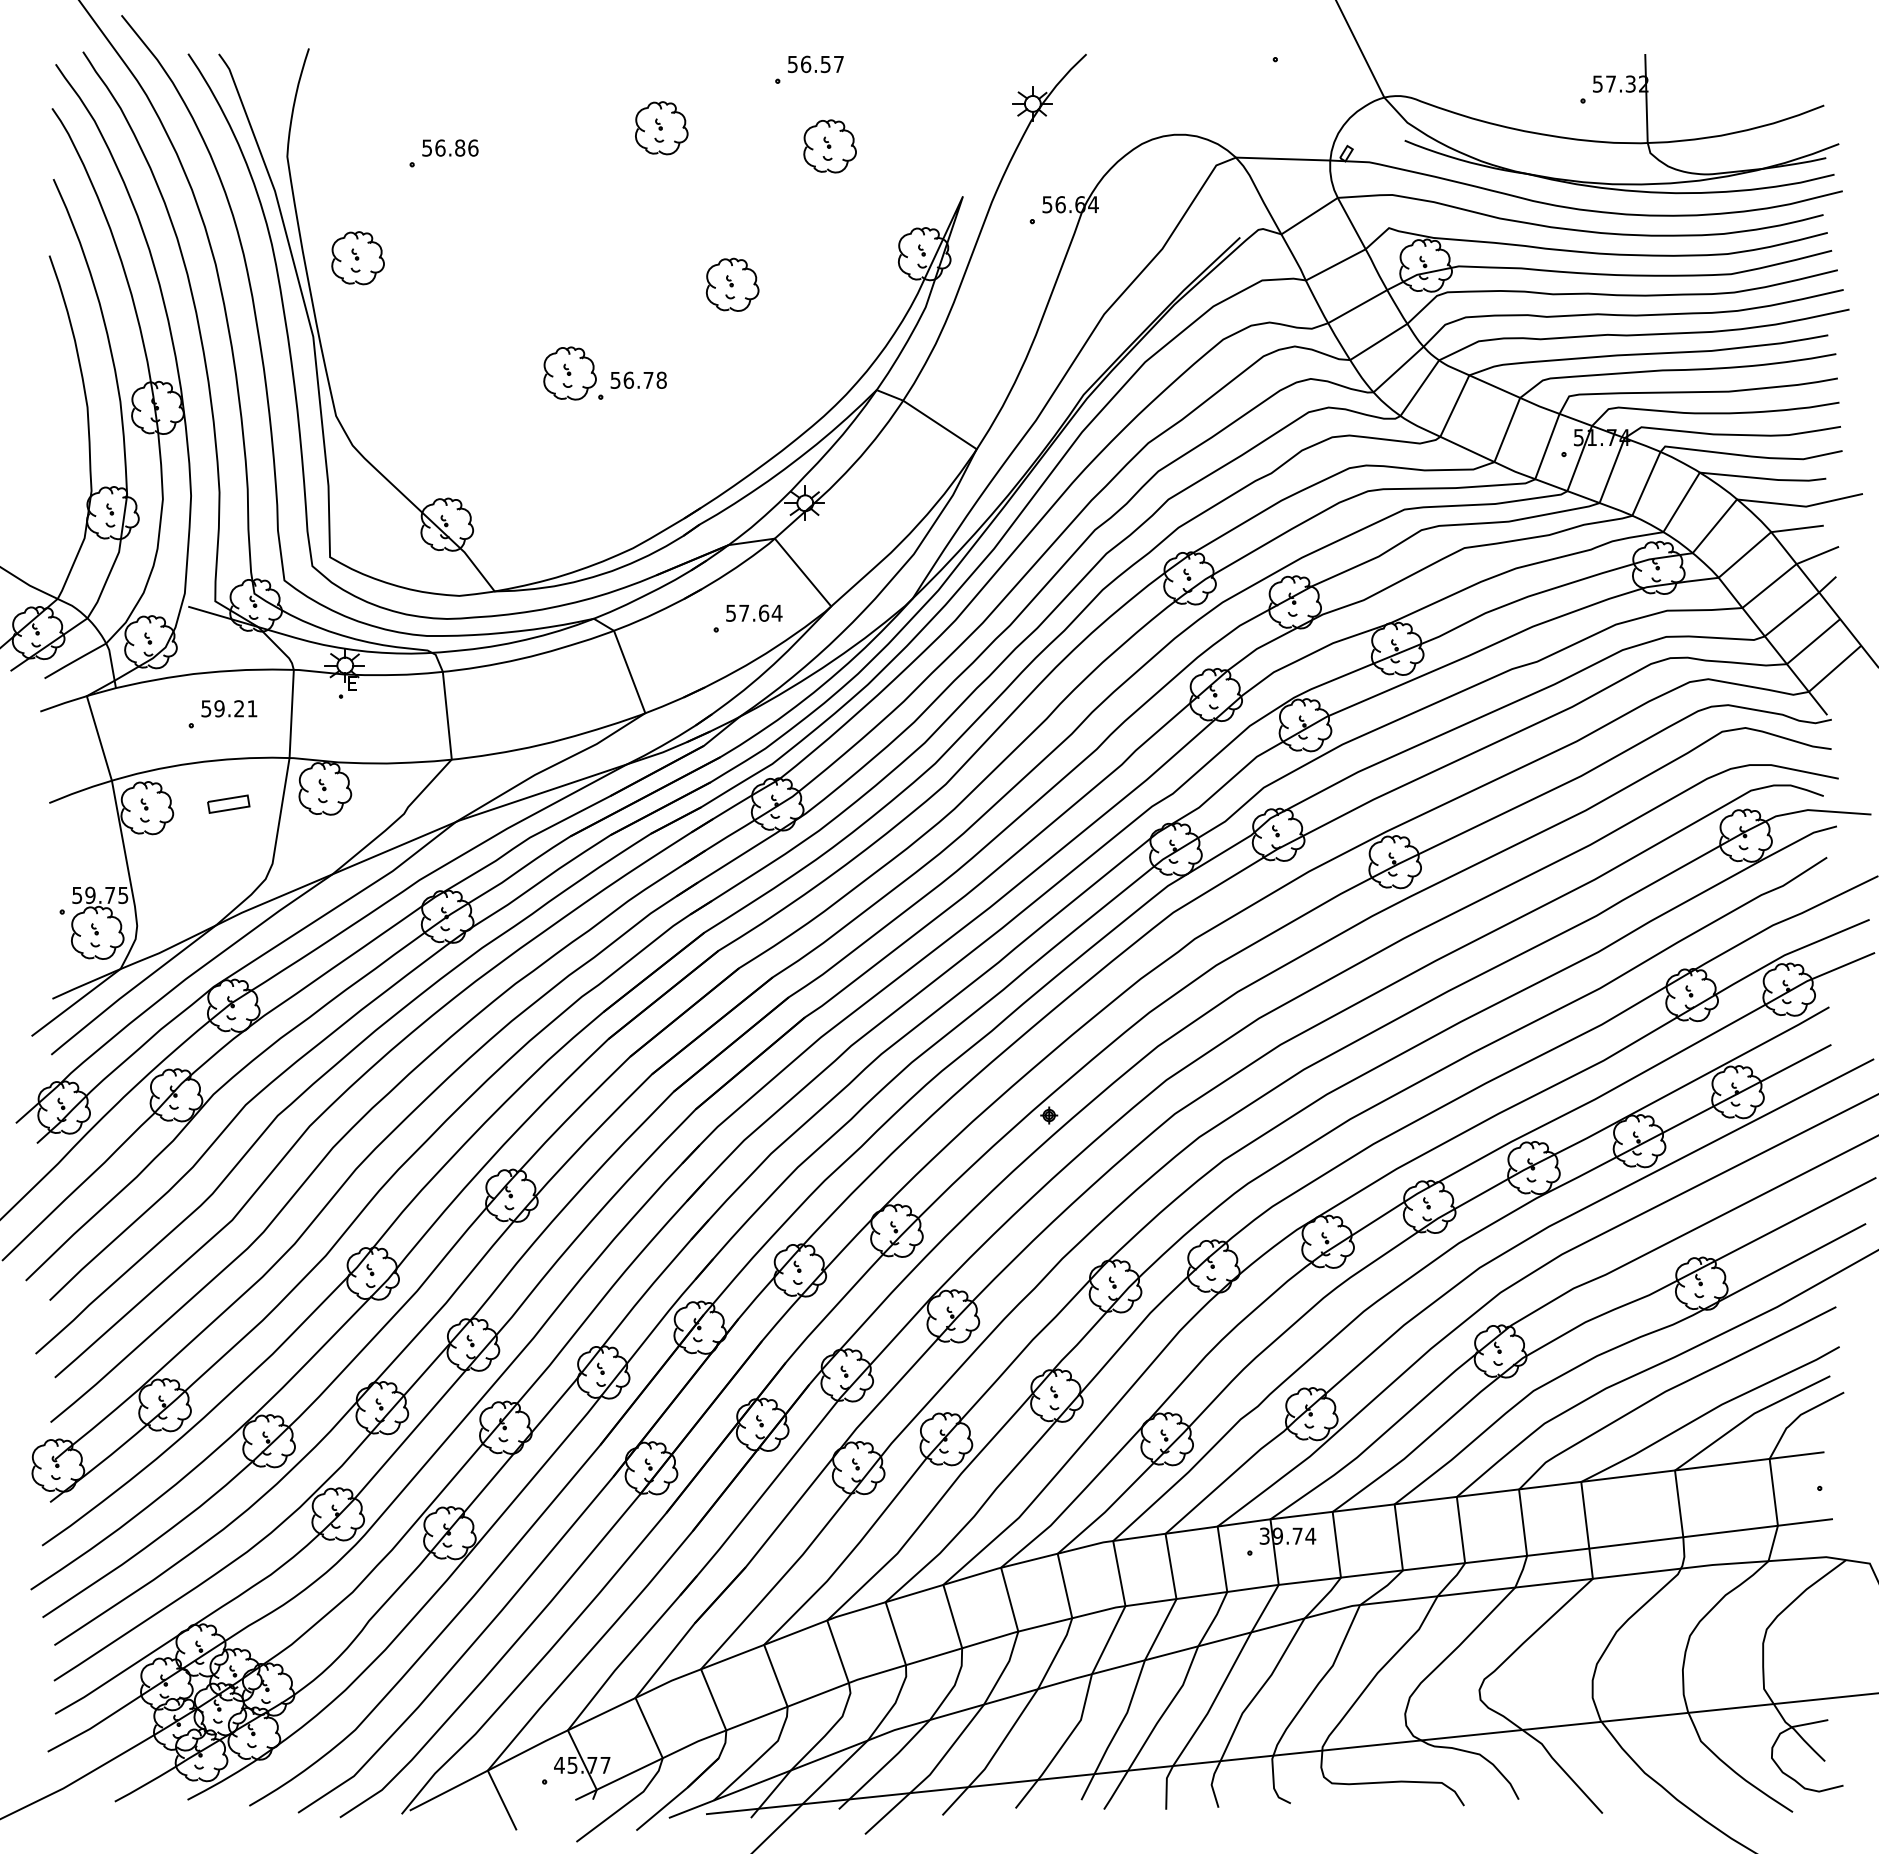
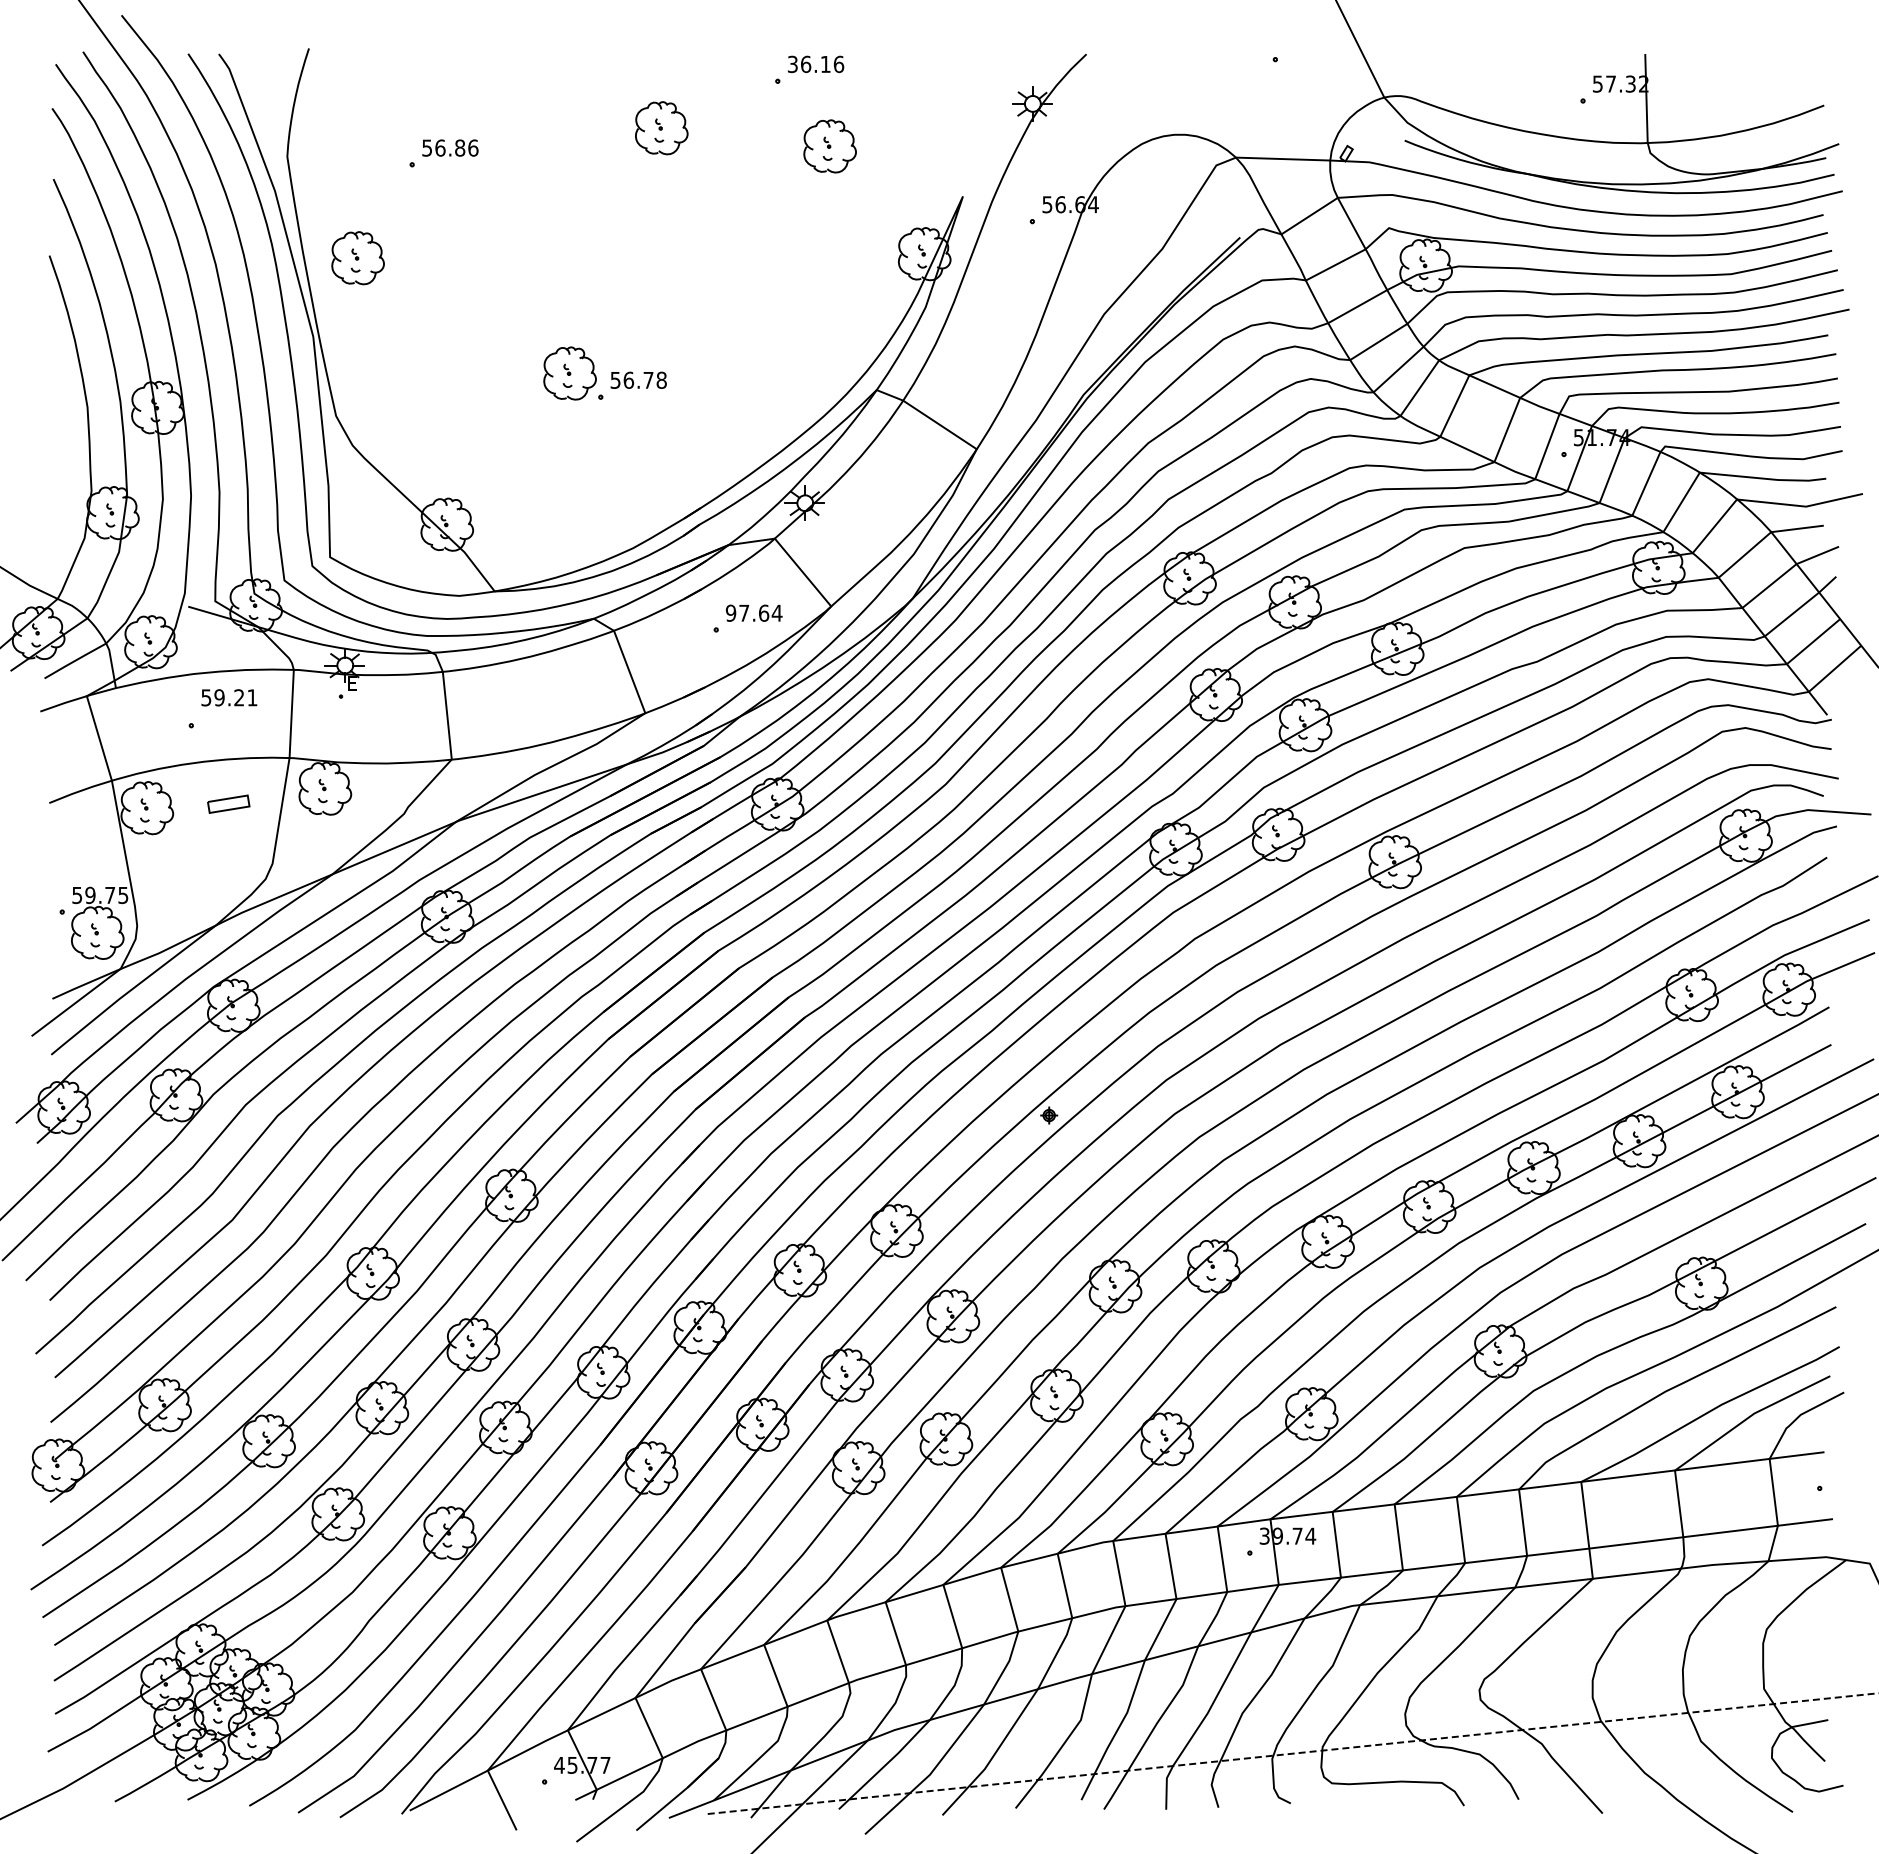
text: 56.57 -> 36.16 (816, 64)
part: present -> none (732, 284)
text: 57.64 -> 97.64 (730, 612)
text position: (229, 708) -> (229, 697) (229, 697)
line: solid -> dashed (1291, 1753)
